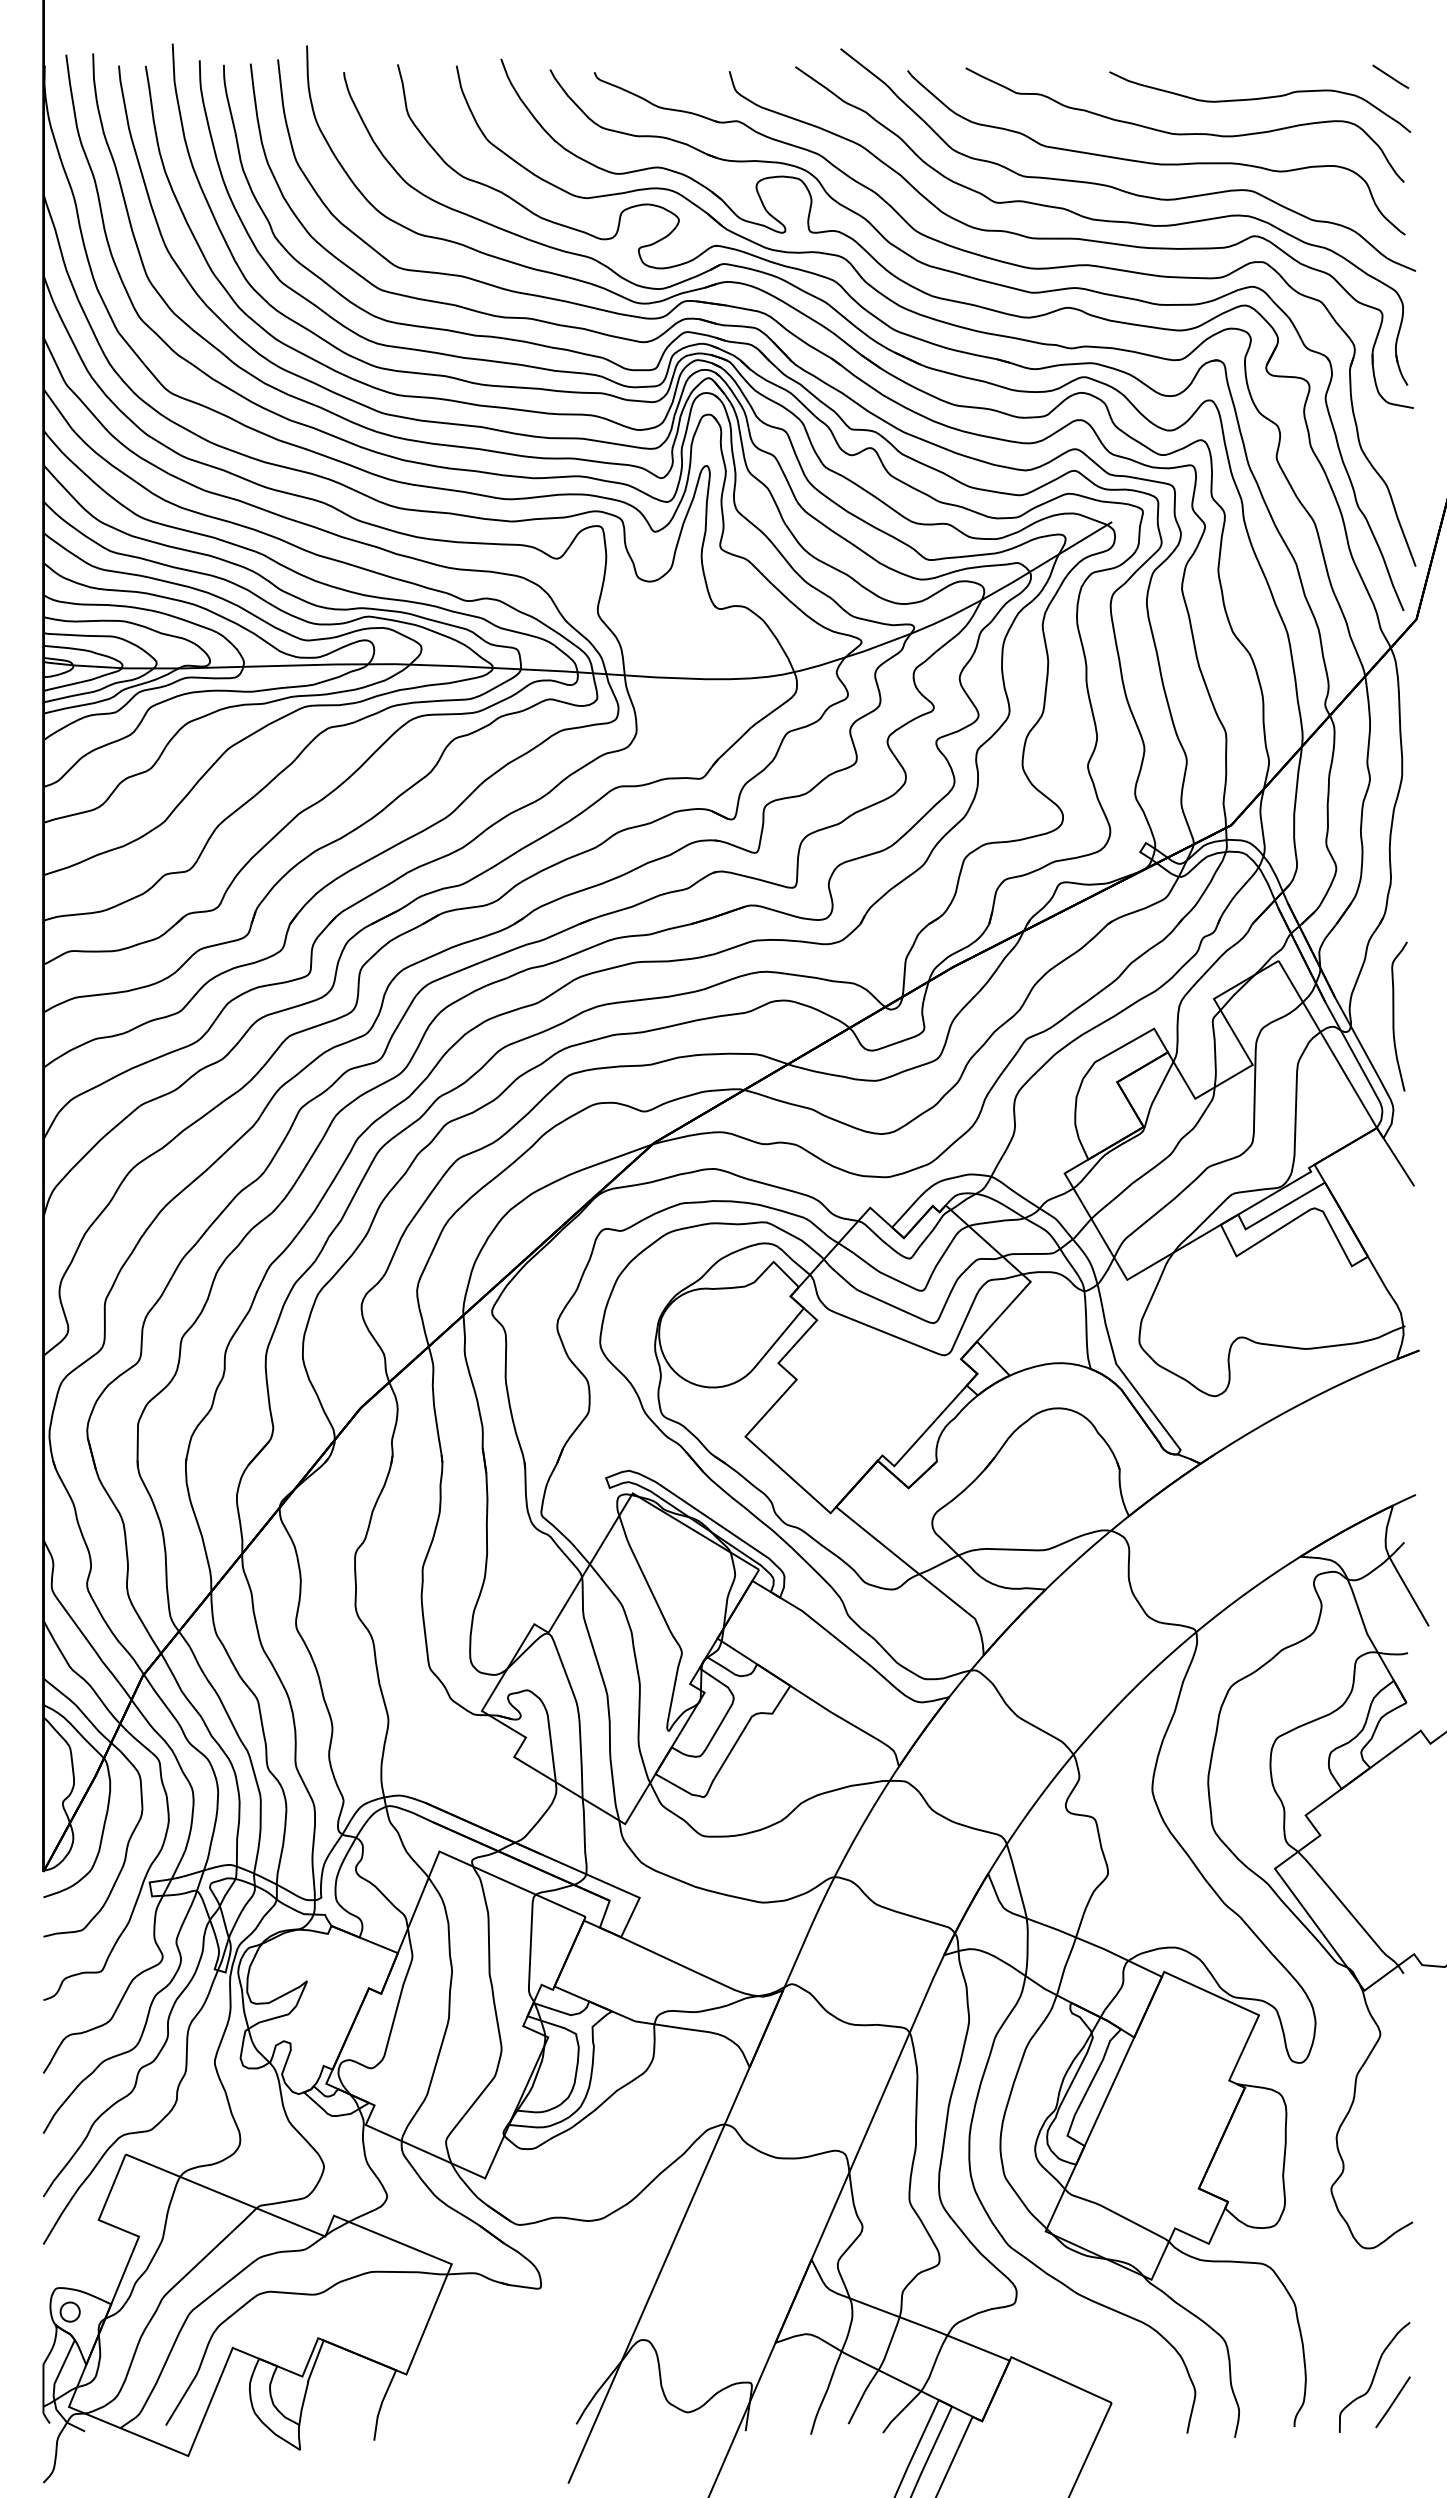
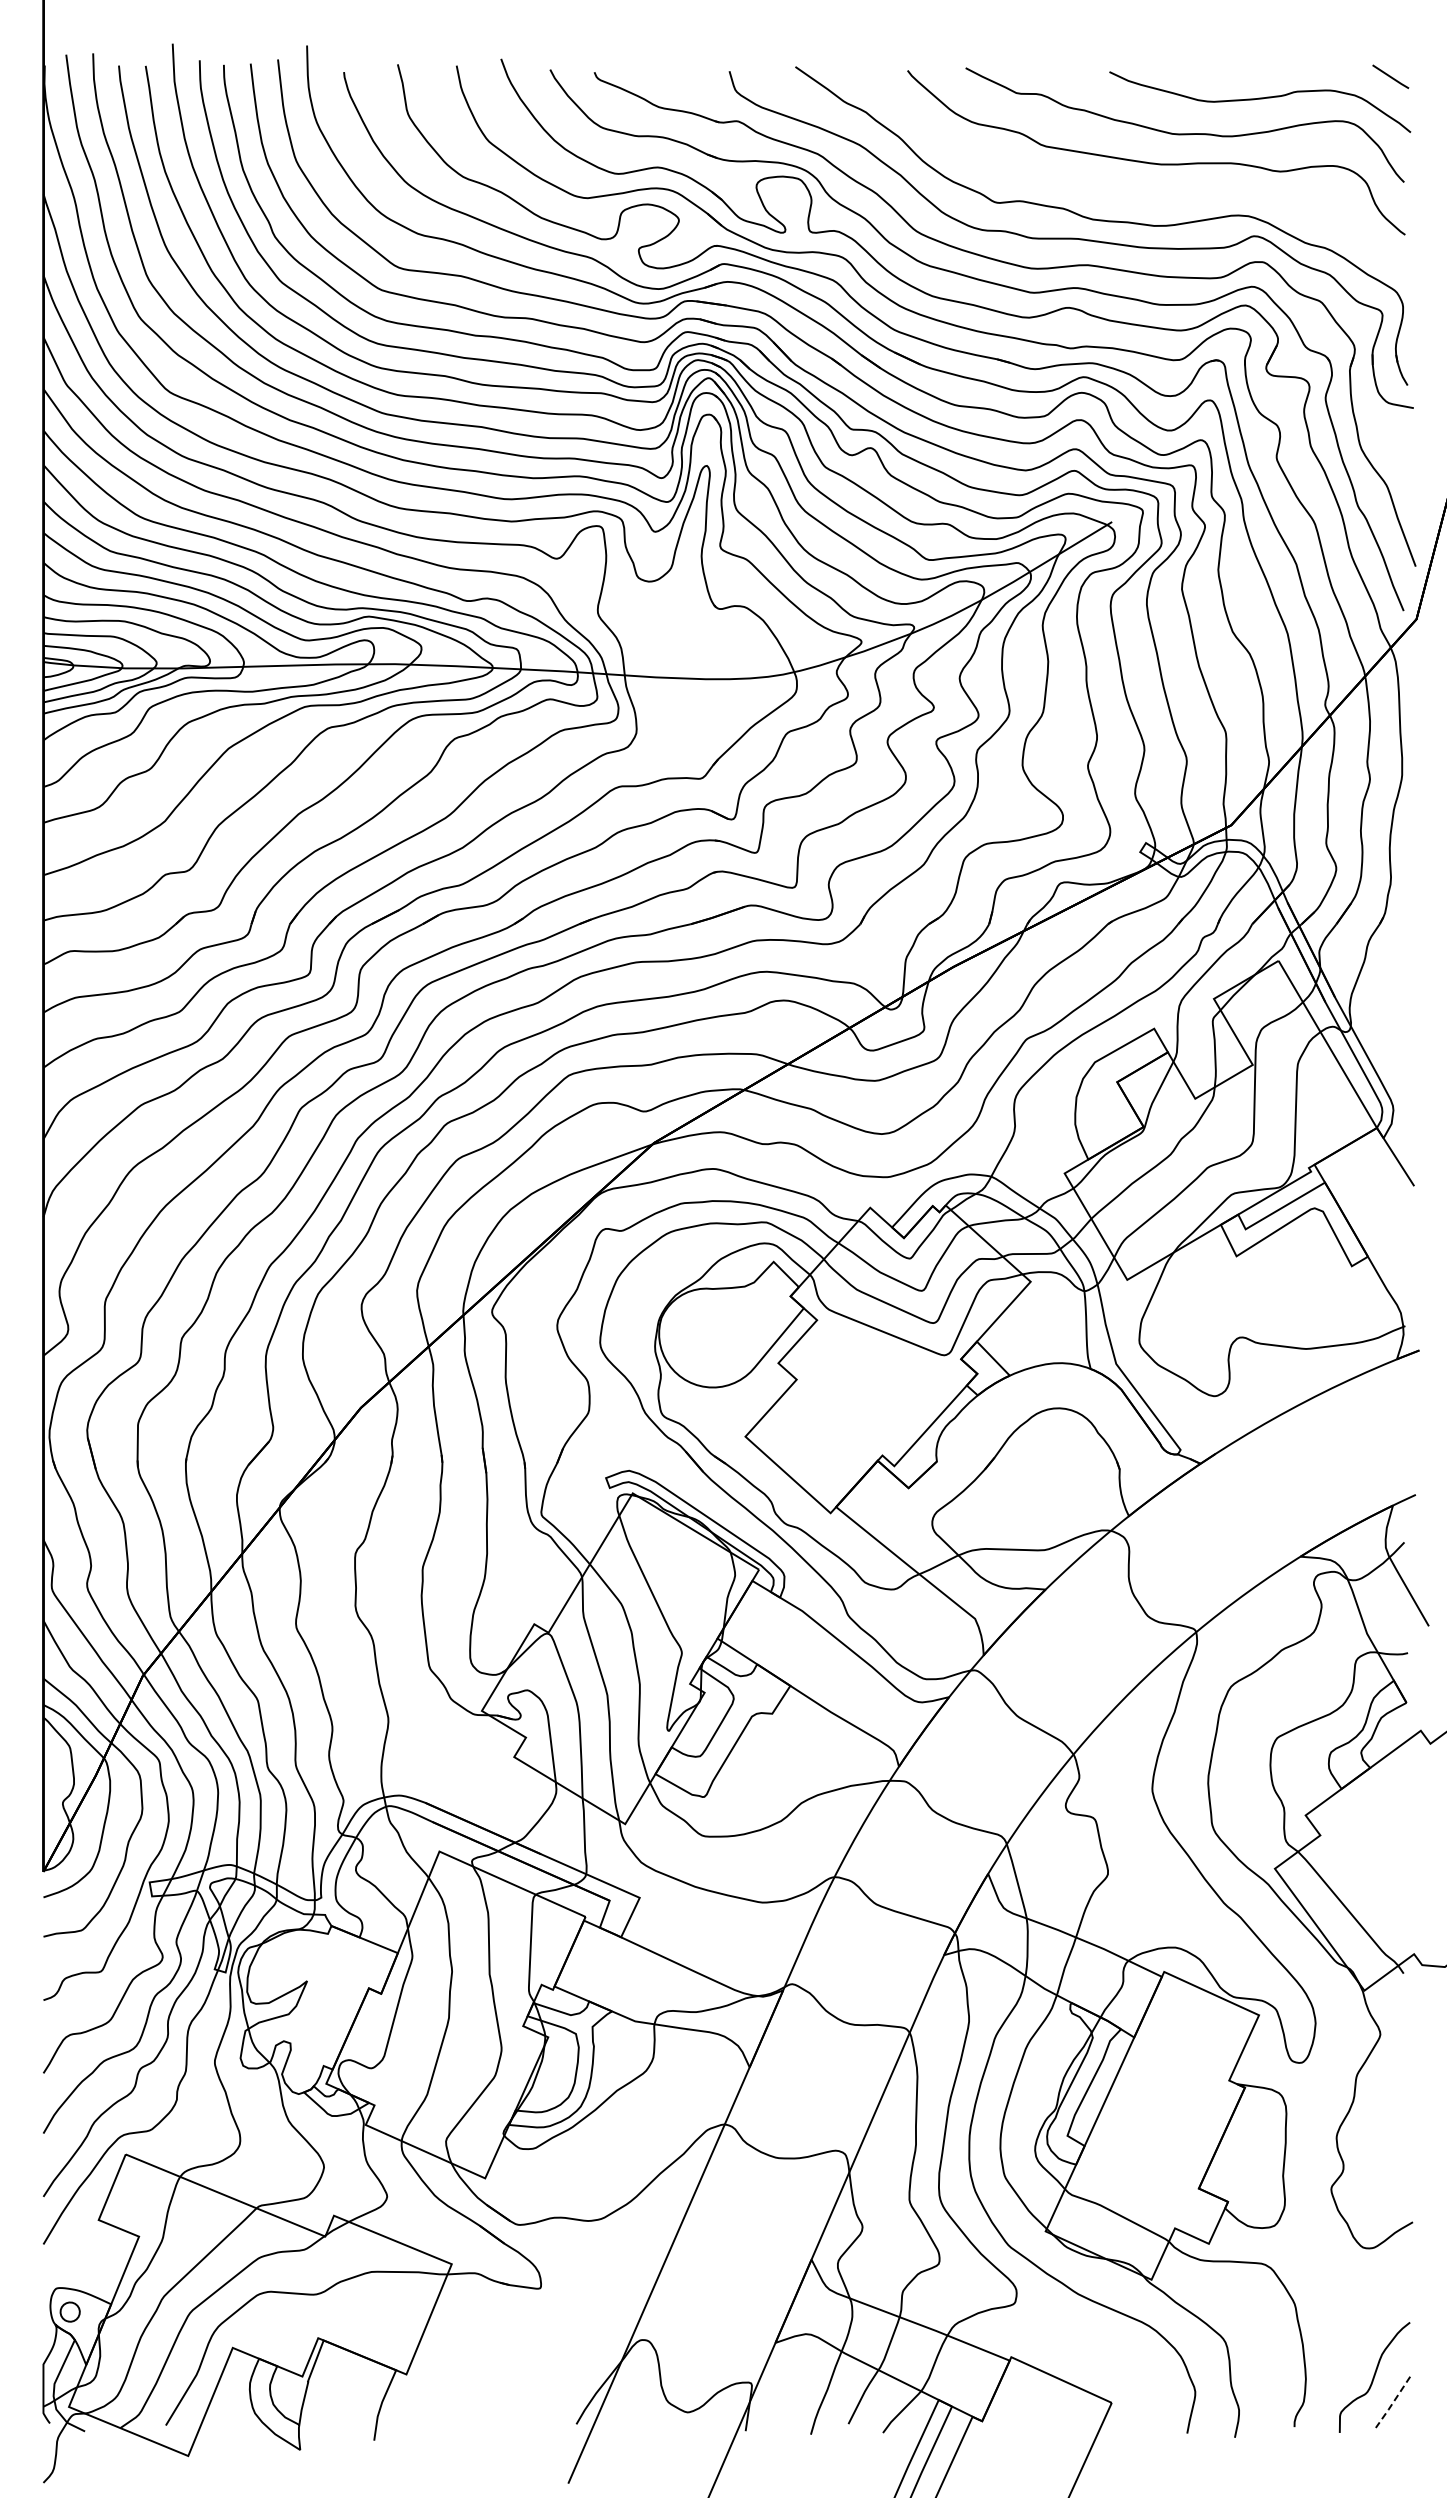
curve: present -> none (1119, 188)
curve: present -> none (1394, 1016)
line: solid -> dashed (1392, 2403)
